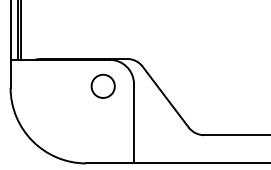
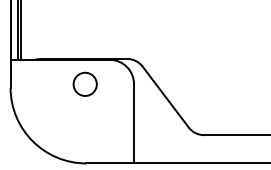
circle position: (102, 85) -> (84, 83) (84, 83)
